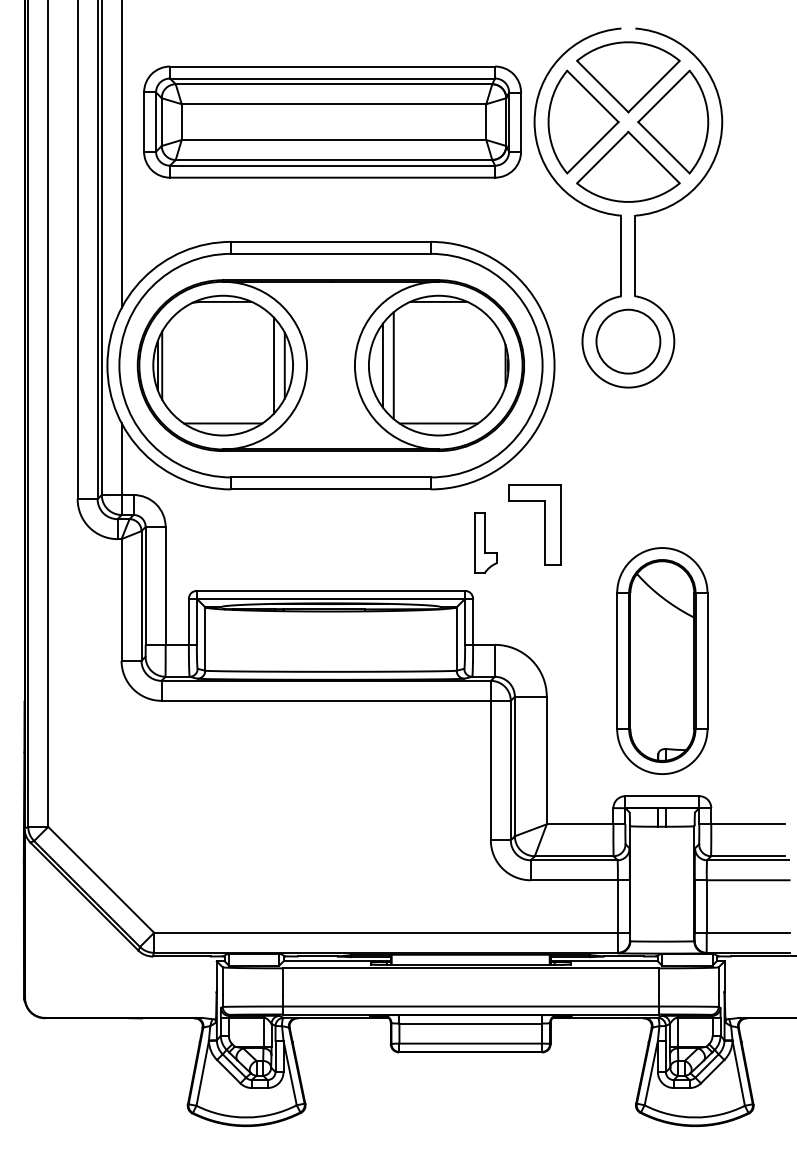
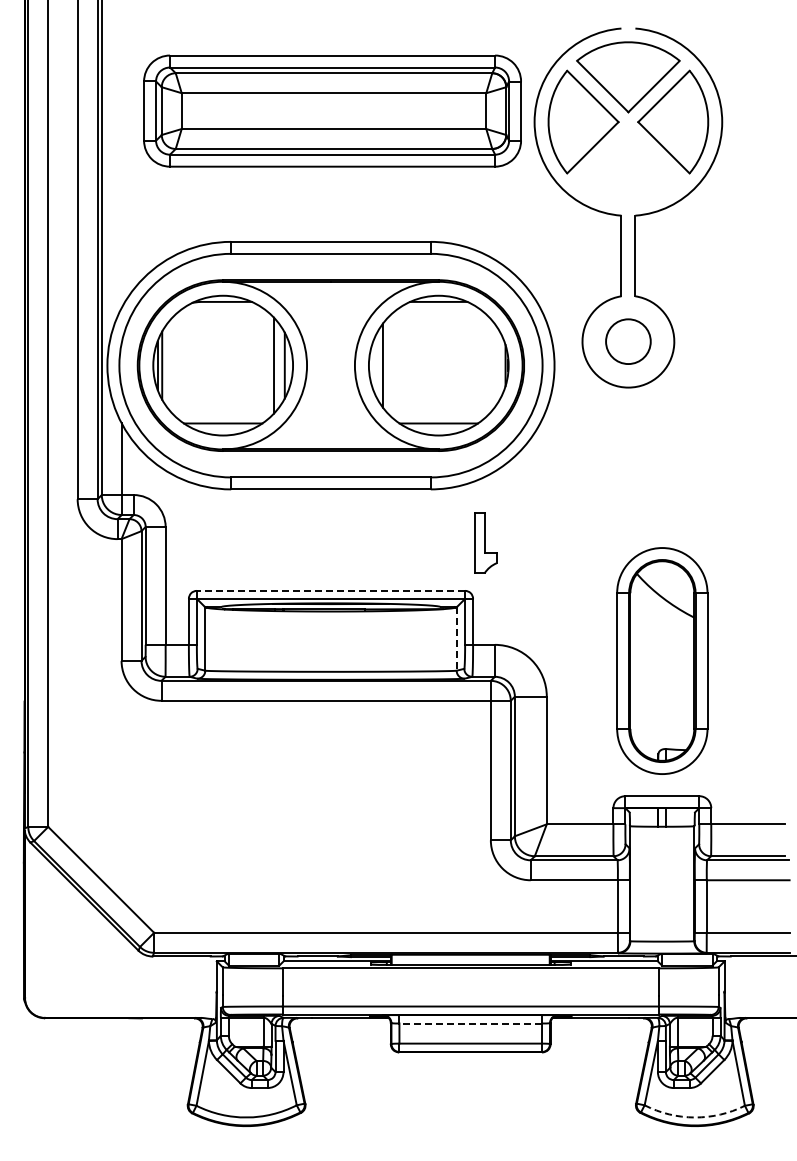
part position: (332, 121) -> (332, 110) (332, 110)
line: present -> none (121, 154)
part: present -> none (628, 166)
circle diameter: 64 px -> 45 px (628, 341)
line: present -> none (393, 365)
part: present -> none (544, 524)
line: solid -> dashed (330, 590)
line: solid -> dashed (456, 639)
line: solid -> dashed (470, 1023)
arc: solid -> dashed (694, 1117)
